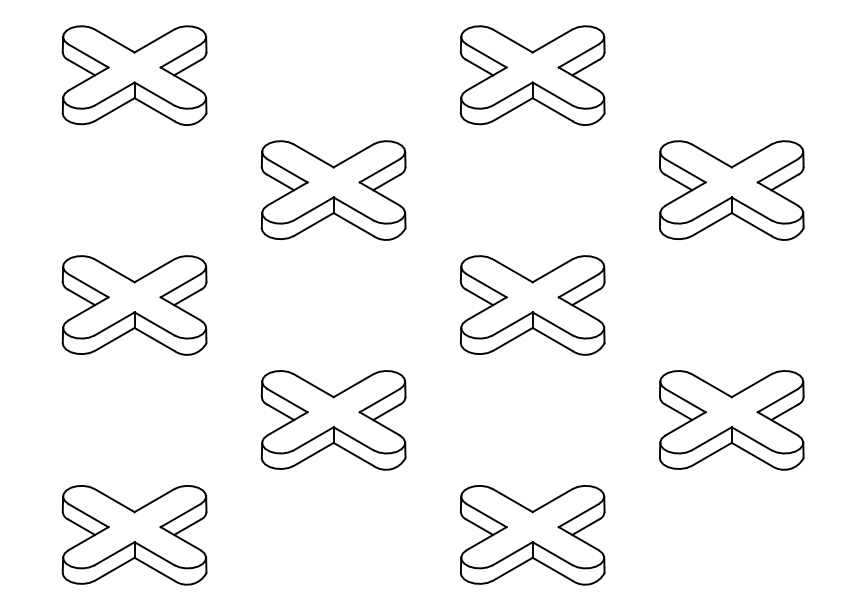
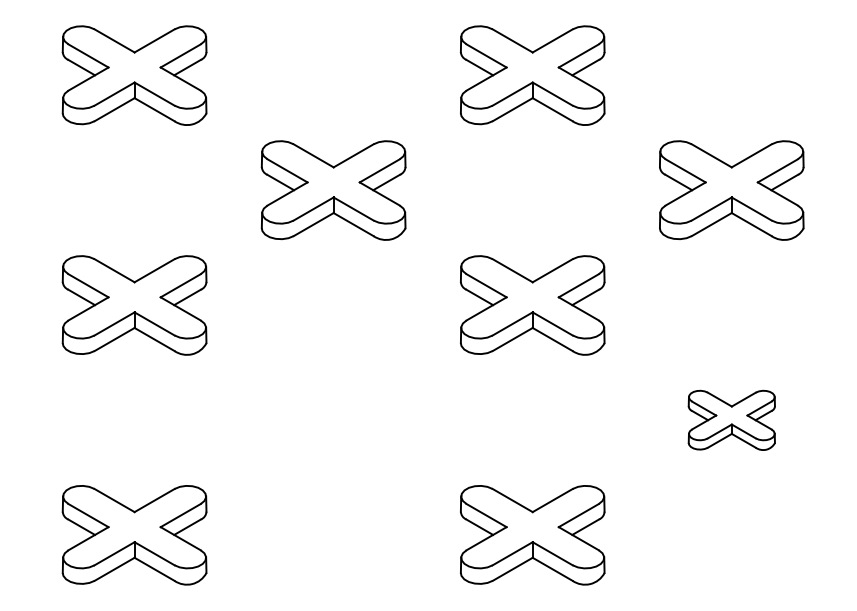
part: present -> none (333, 420)
part size: 146x101 px -> 89x62 px (731, 419)
